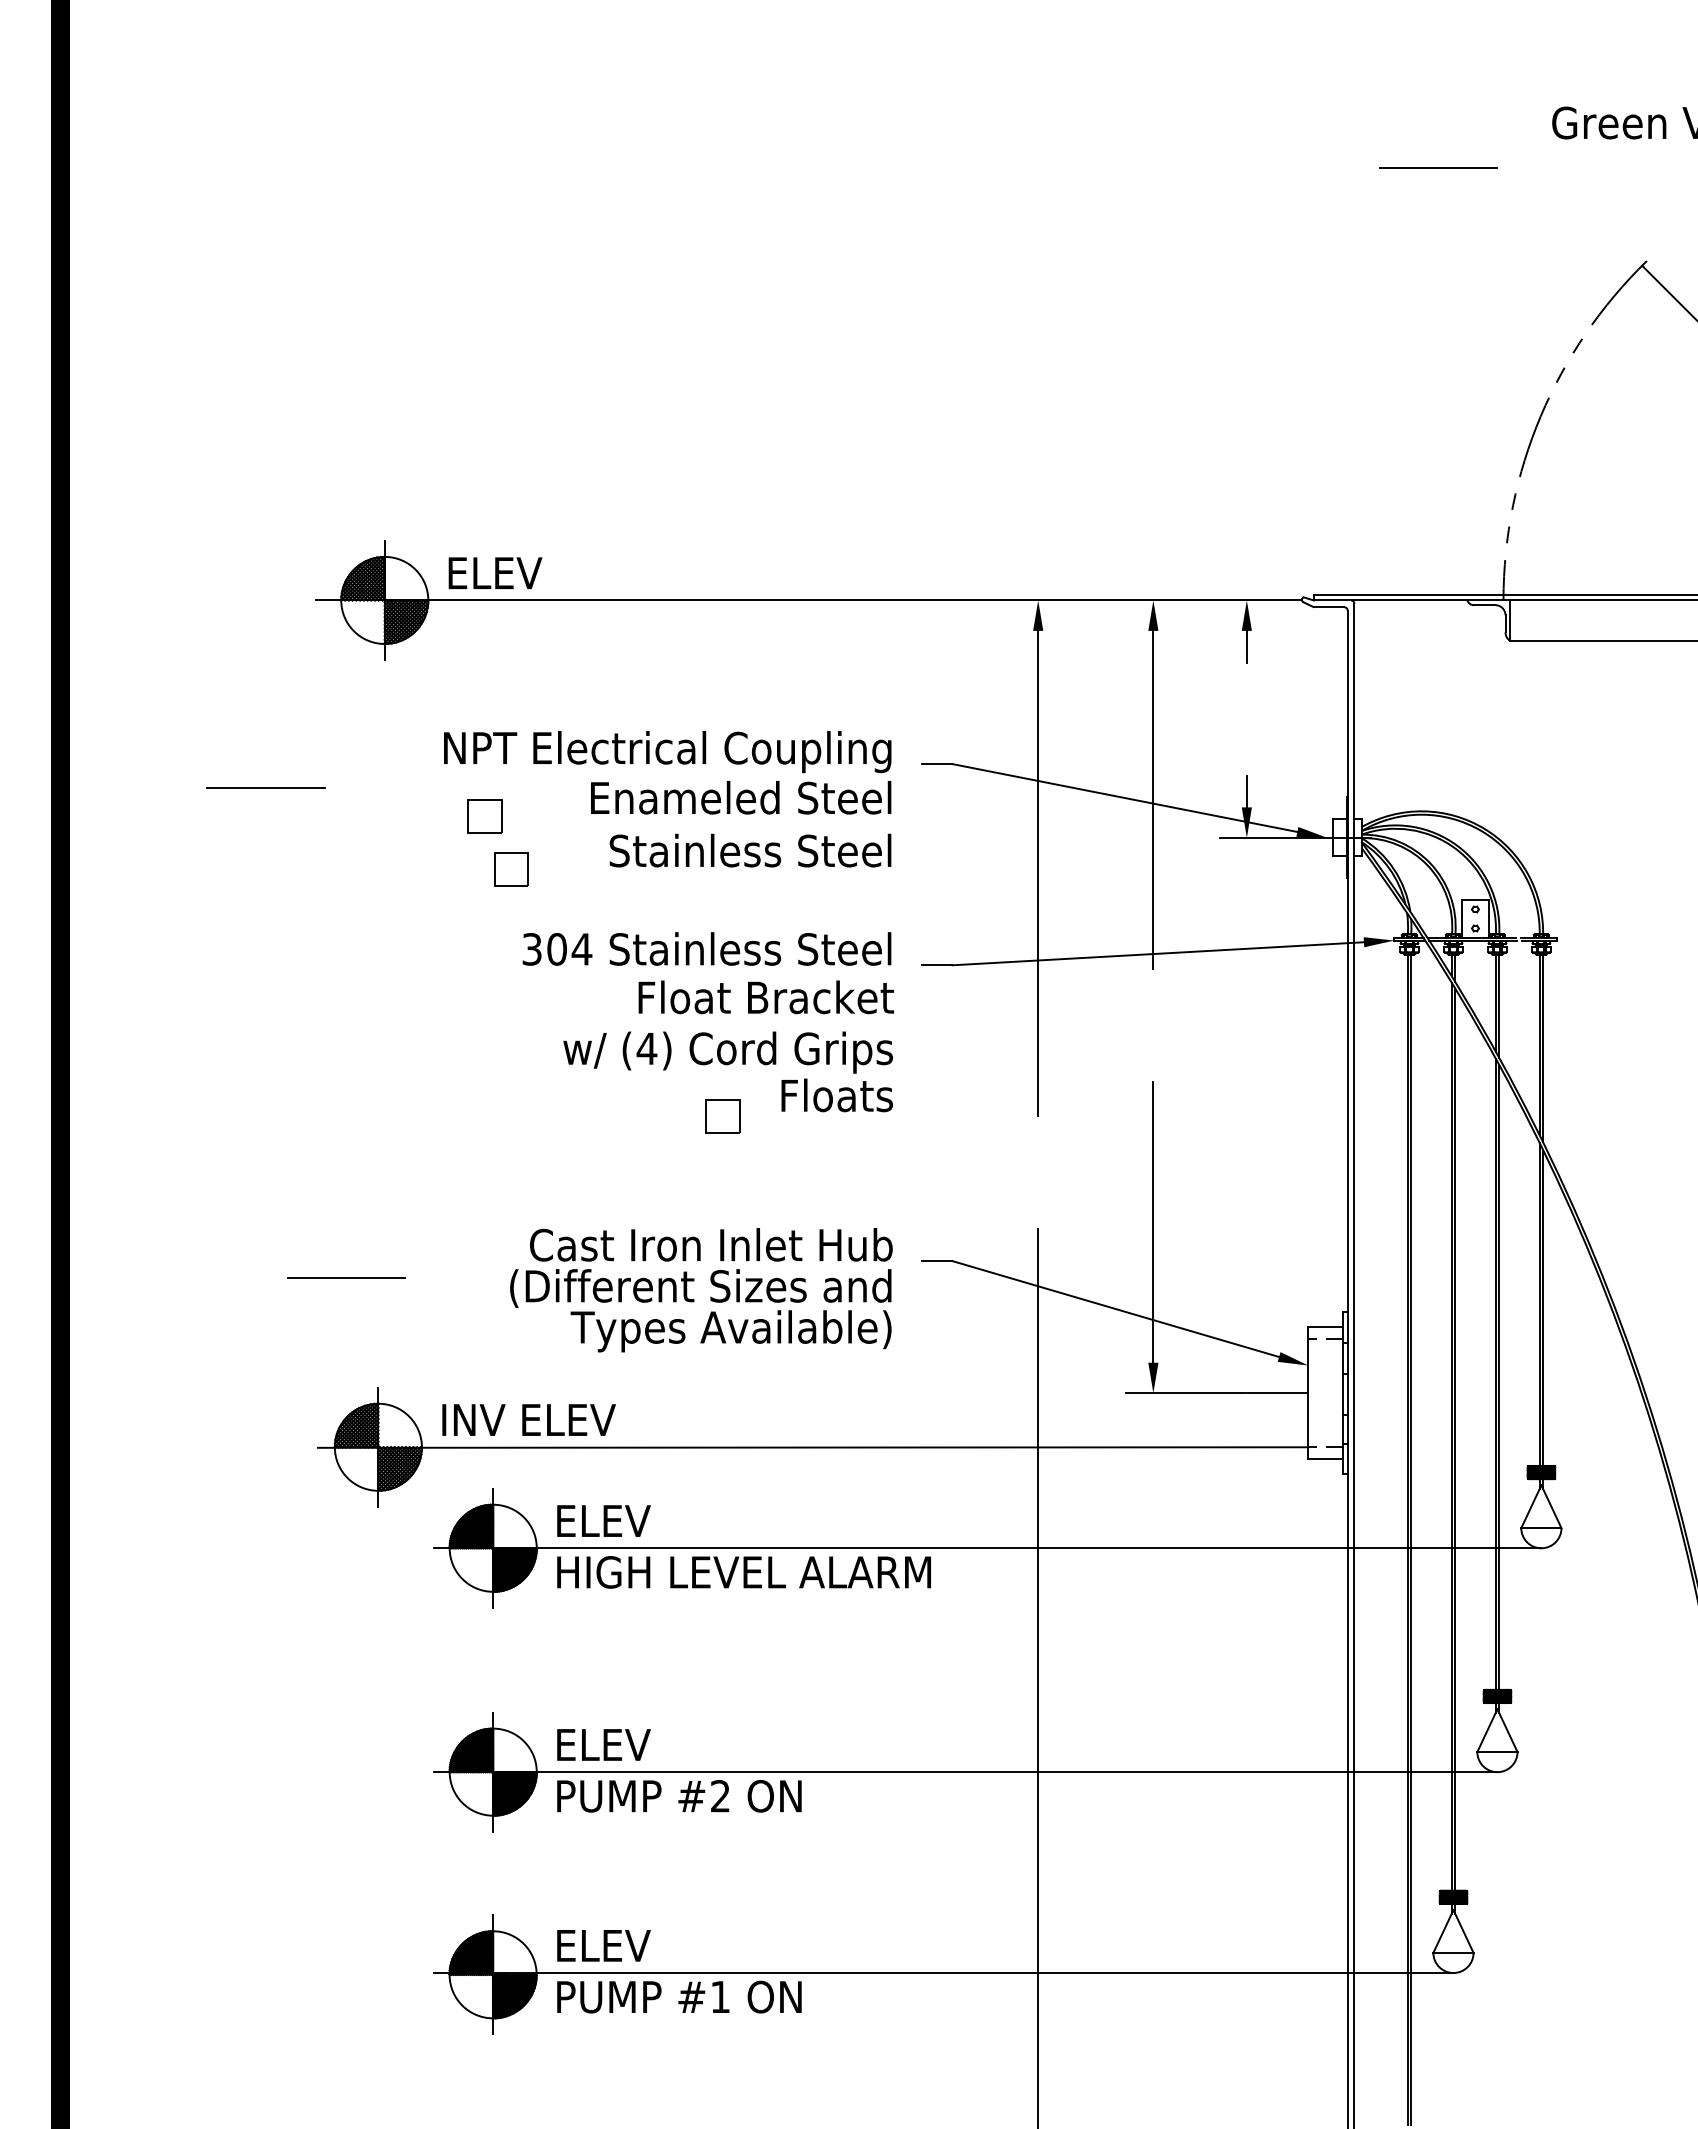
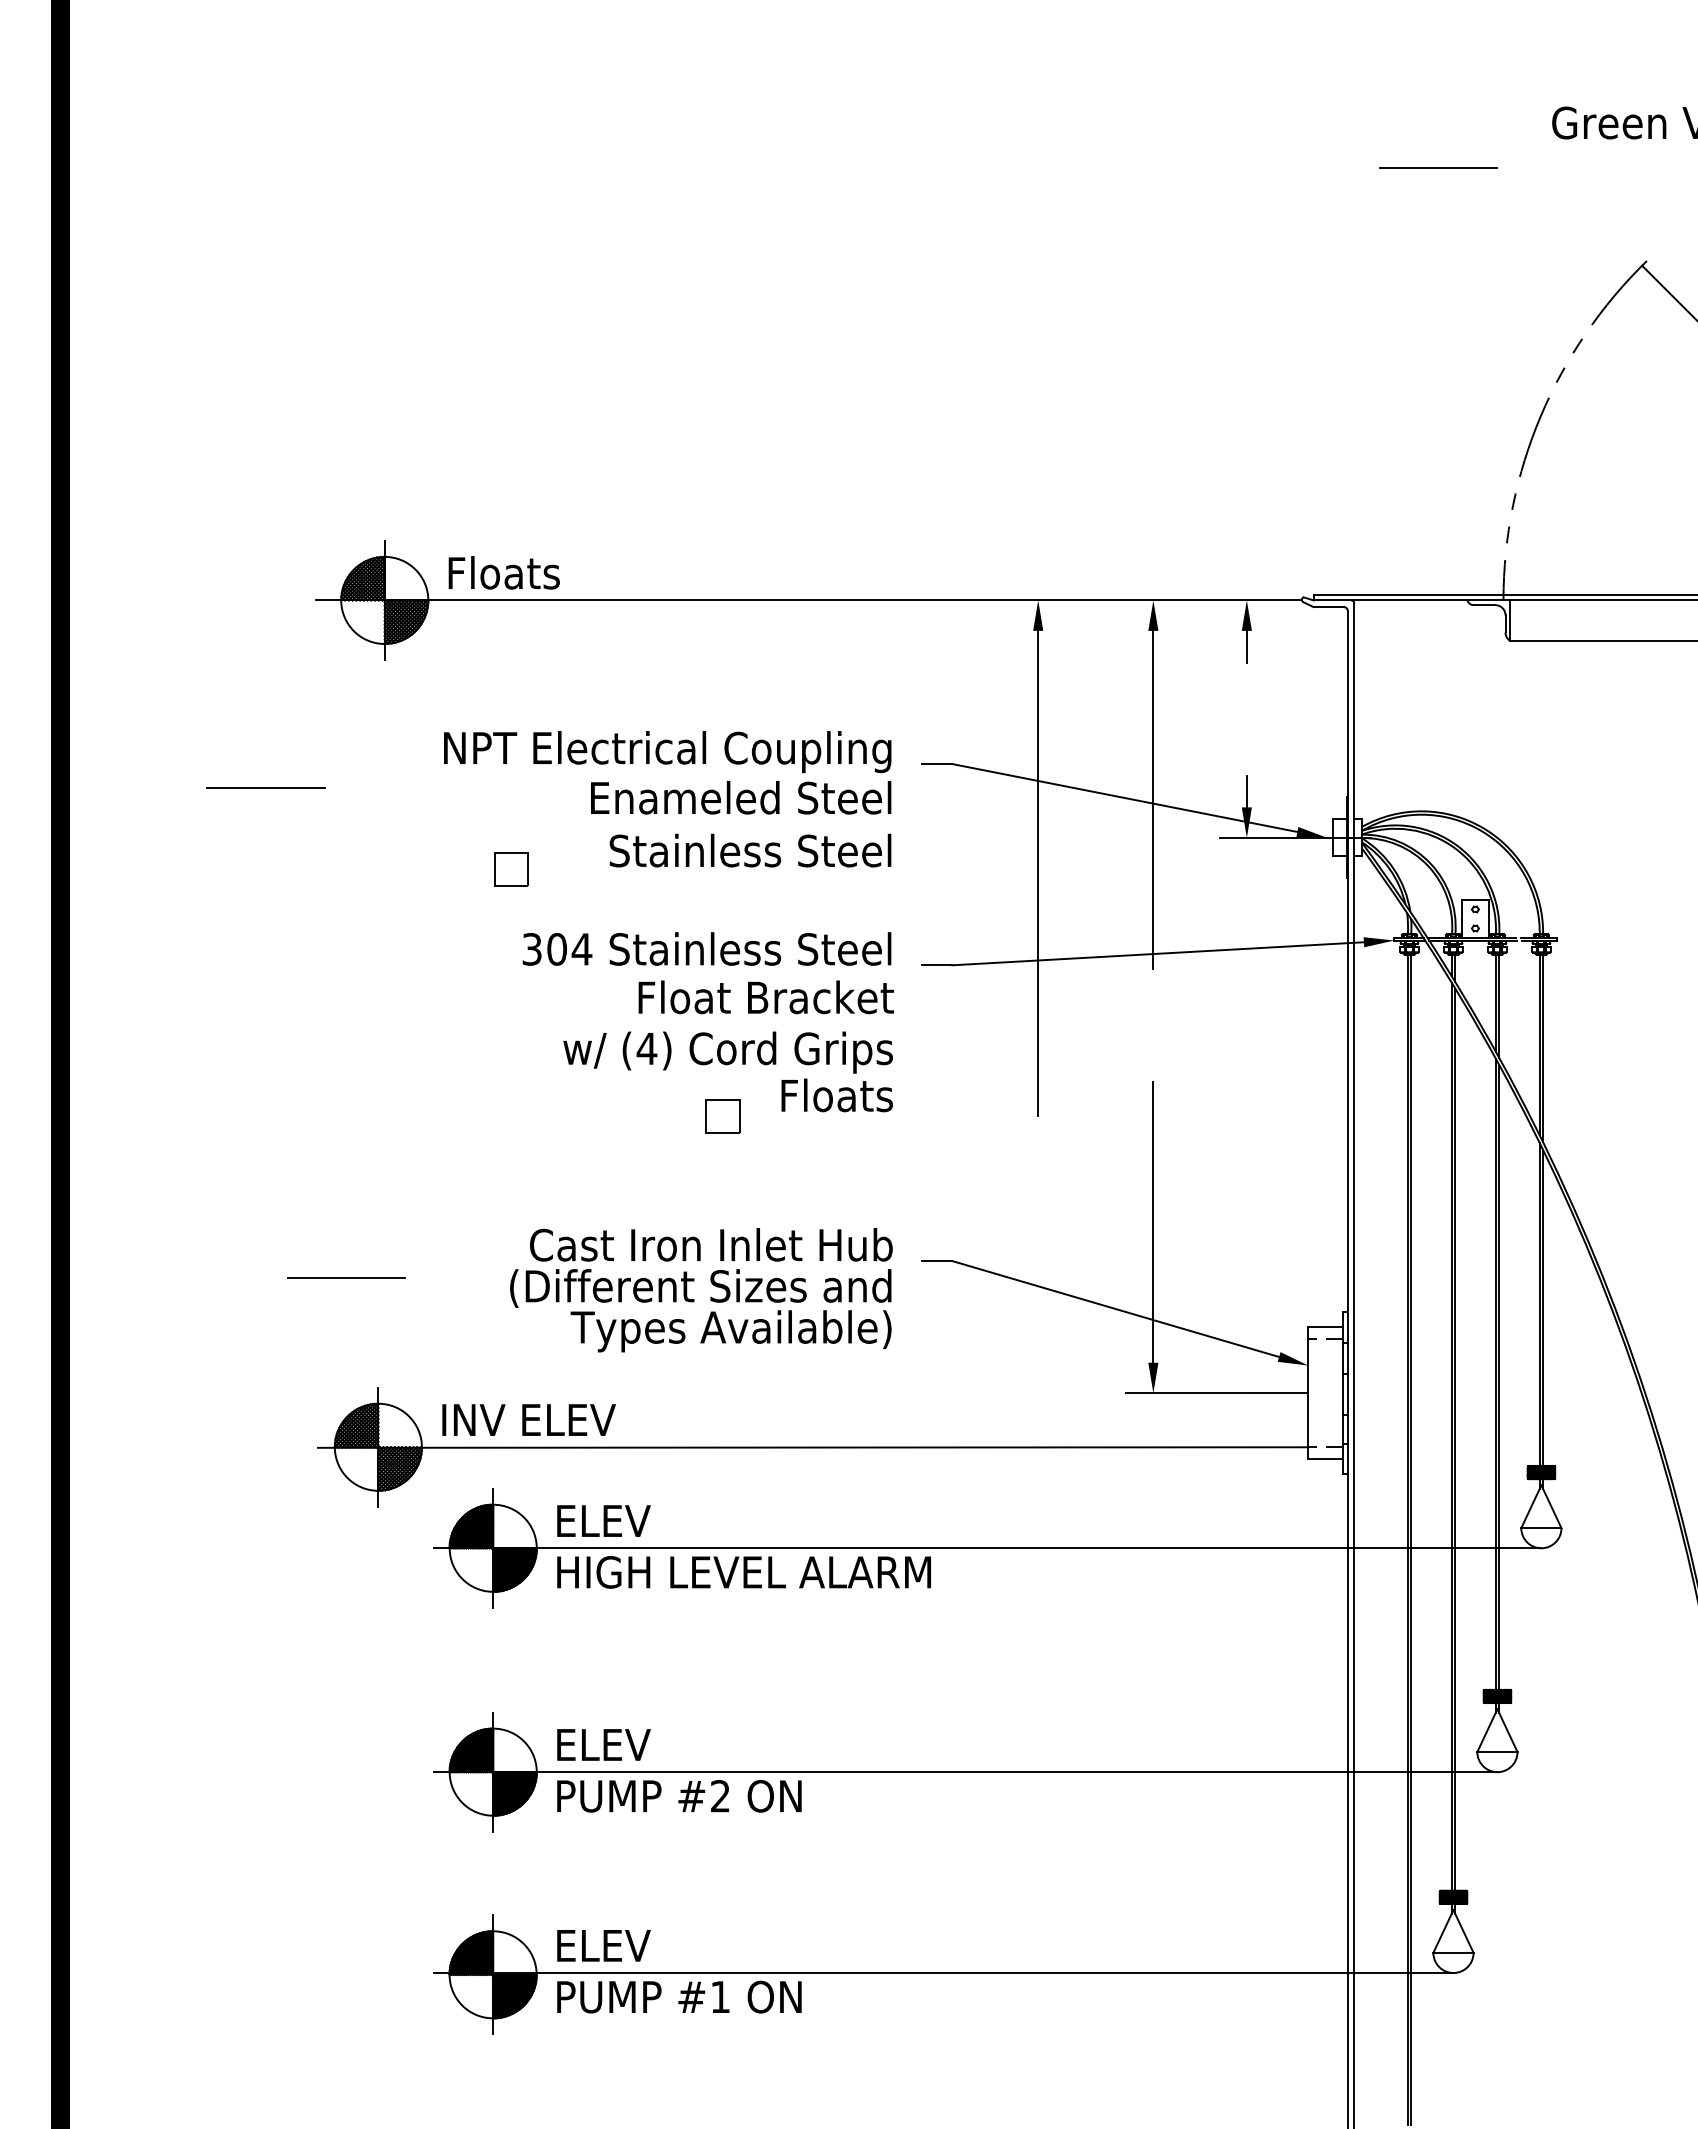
text: ELEV -> Floats (505, 572)
part: present -> none (484, 816)
line: present -> none (1038, 1676)
